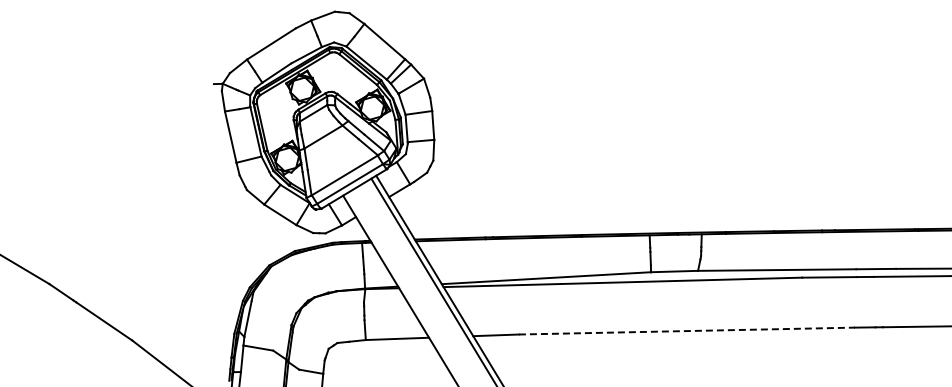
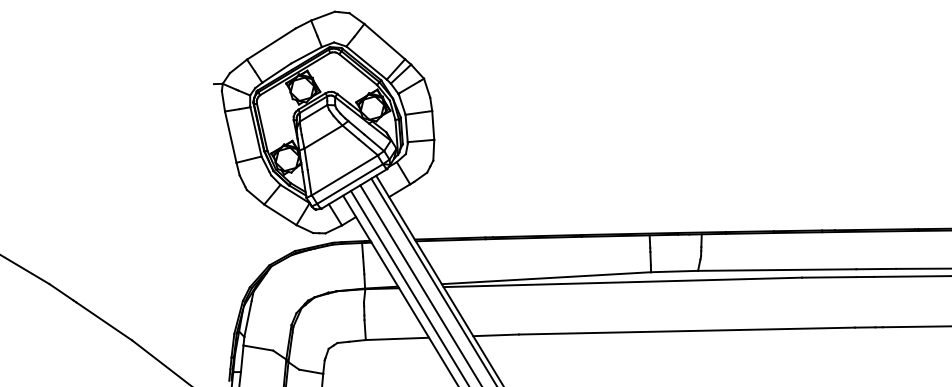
line: none -> present (419, 284)
line: none -> present (408, 286)
line: dashed -> solid (687, 331)
